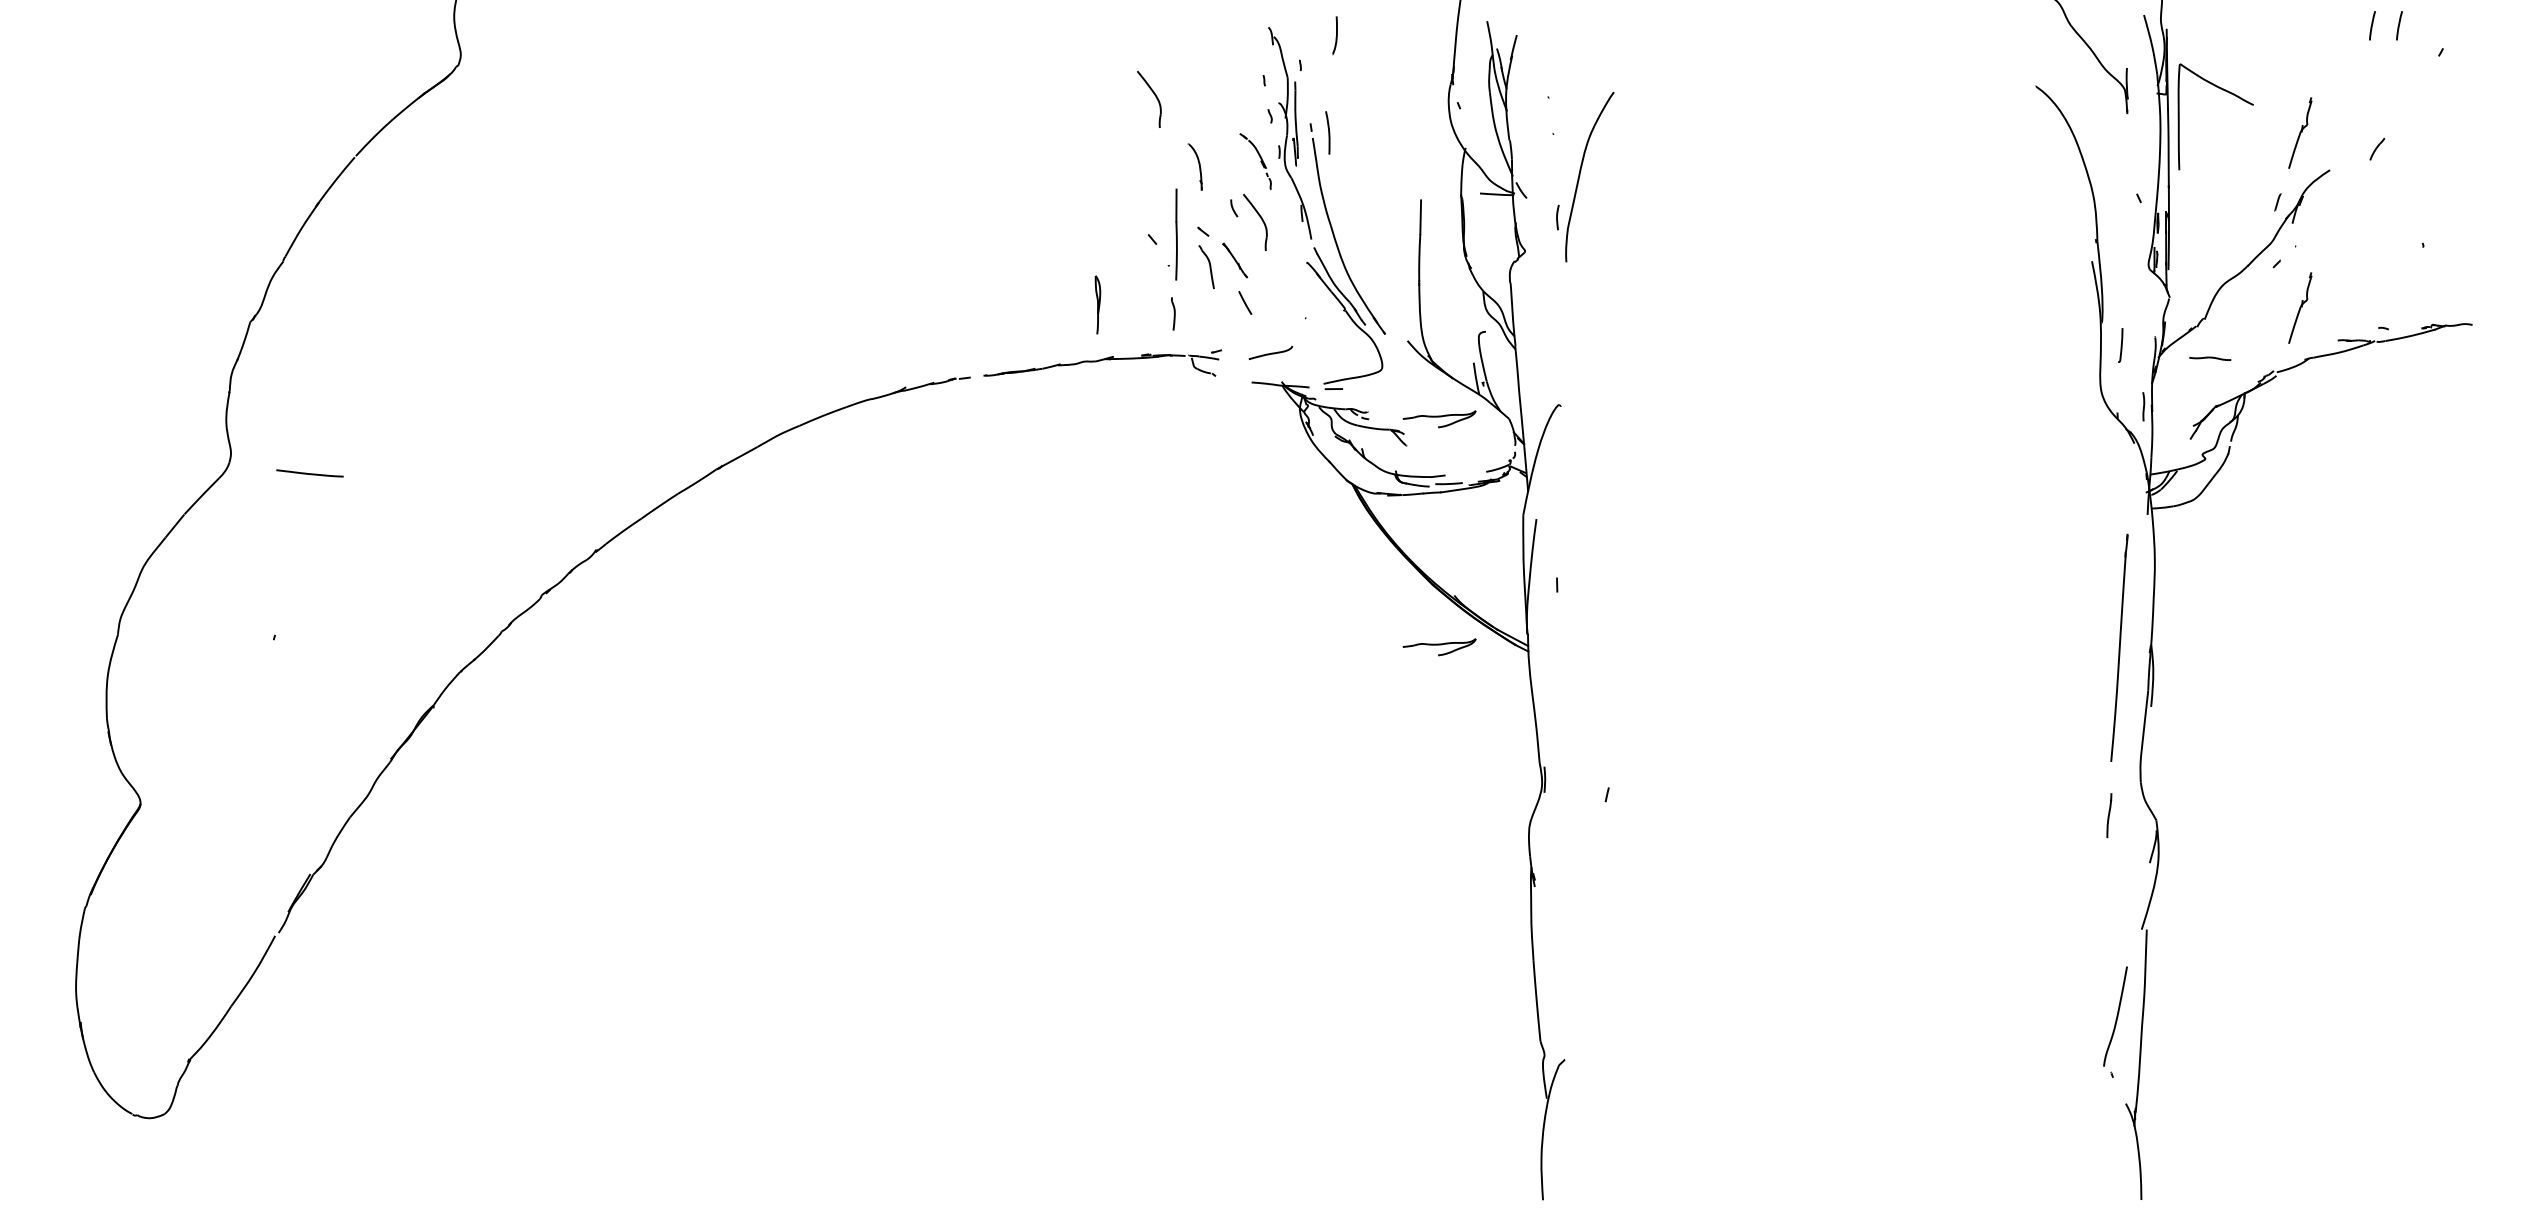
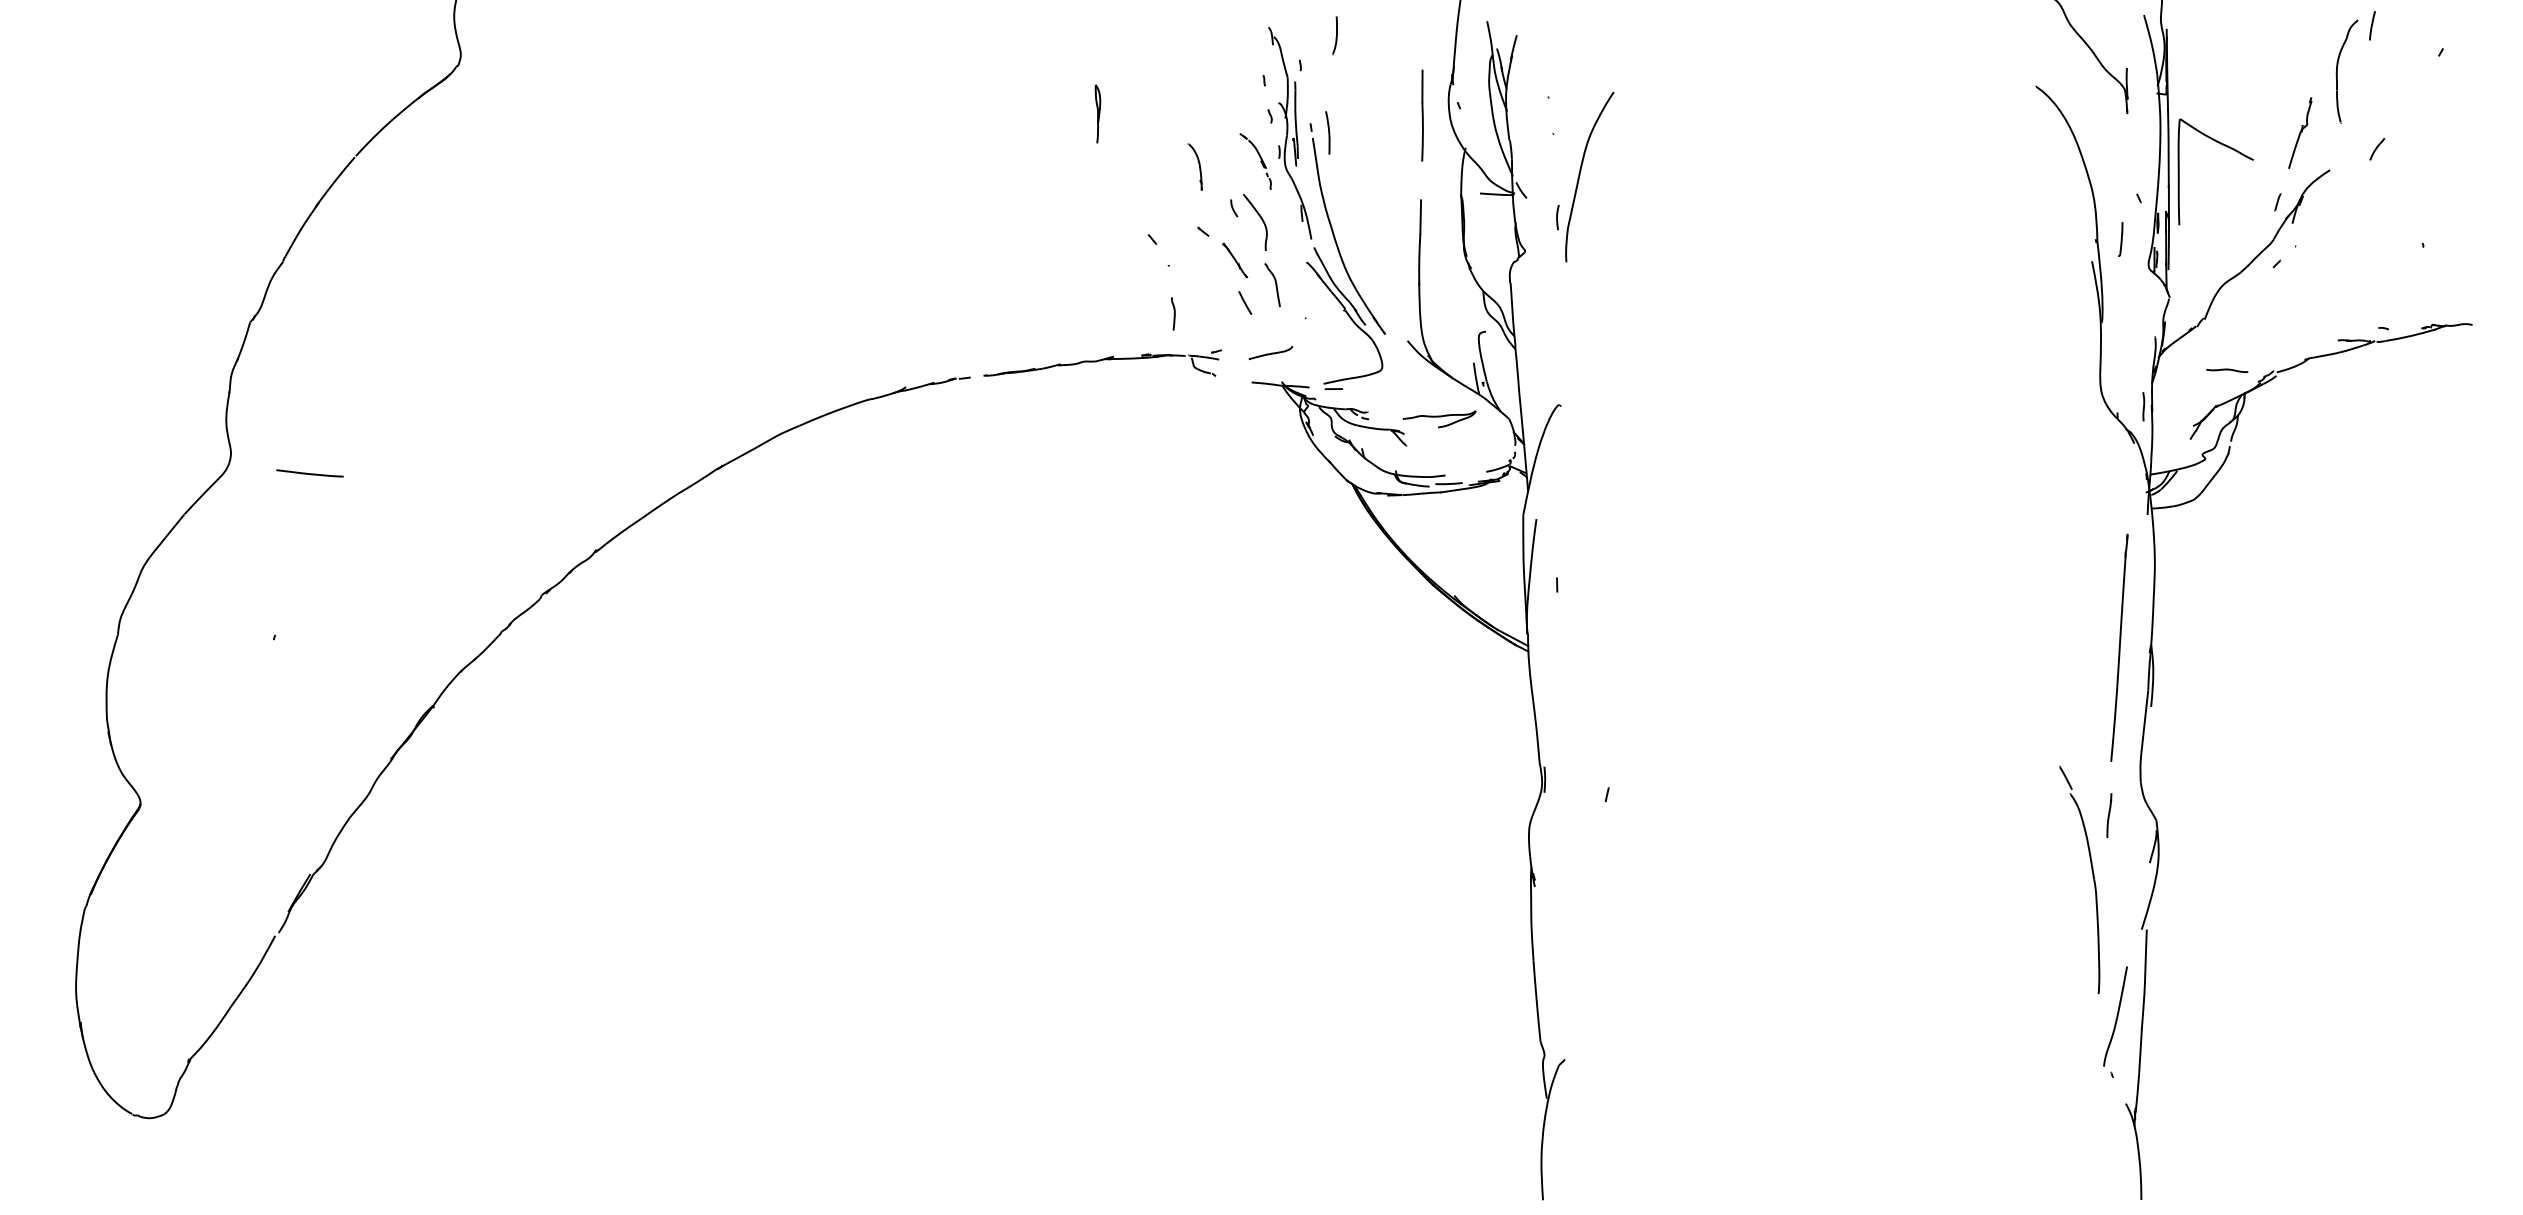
line: present -> none (2399, 25)
part: none -> present (2337, 71)
part position: (2224, 91) -> (2224, 146) (2224, 146)
part: present -> none (1149, 98)
line position: (1176, 234) -> (1422, 115) (1422, 115)
part position: (1206, 267) -> (1272, 285) (1272, 285)
part position: (1097, 304) -> (1097, 113) (1097, 113)
part: present -> none (2300, 307)
line position: (2120, 345) -> (2120, 239) (2120, 239)
curve position: (2210, 358) -> (2227, 370) (2227, 370)
part: present -> none (1439, 647)
part: none -> present (2092, 876)
